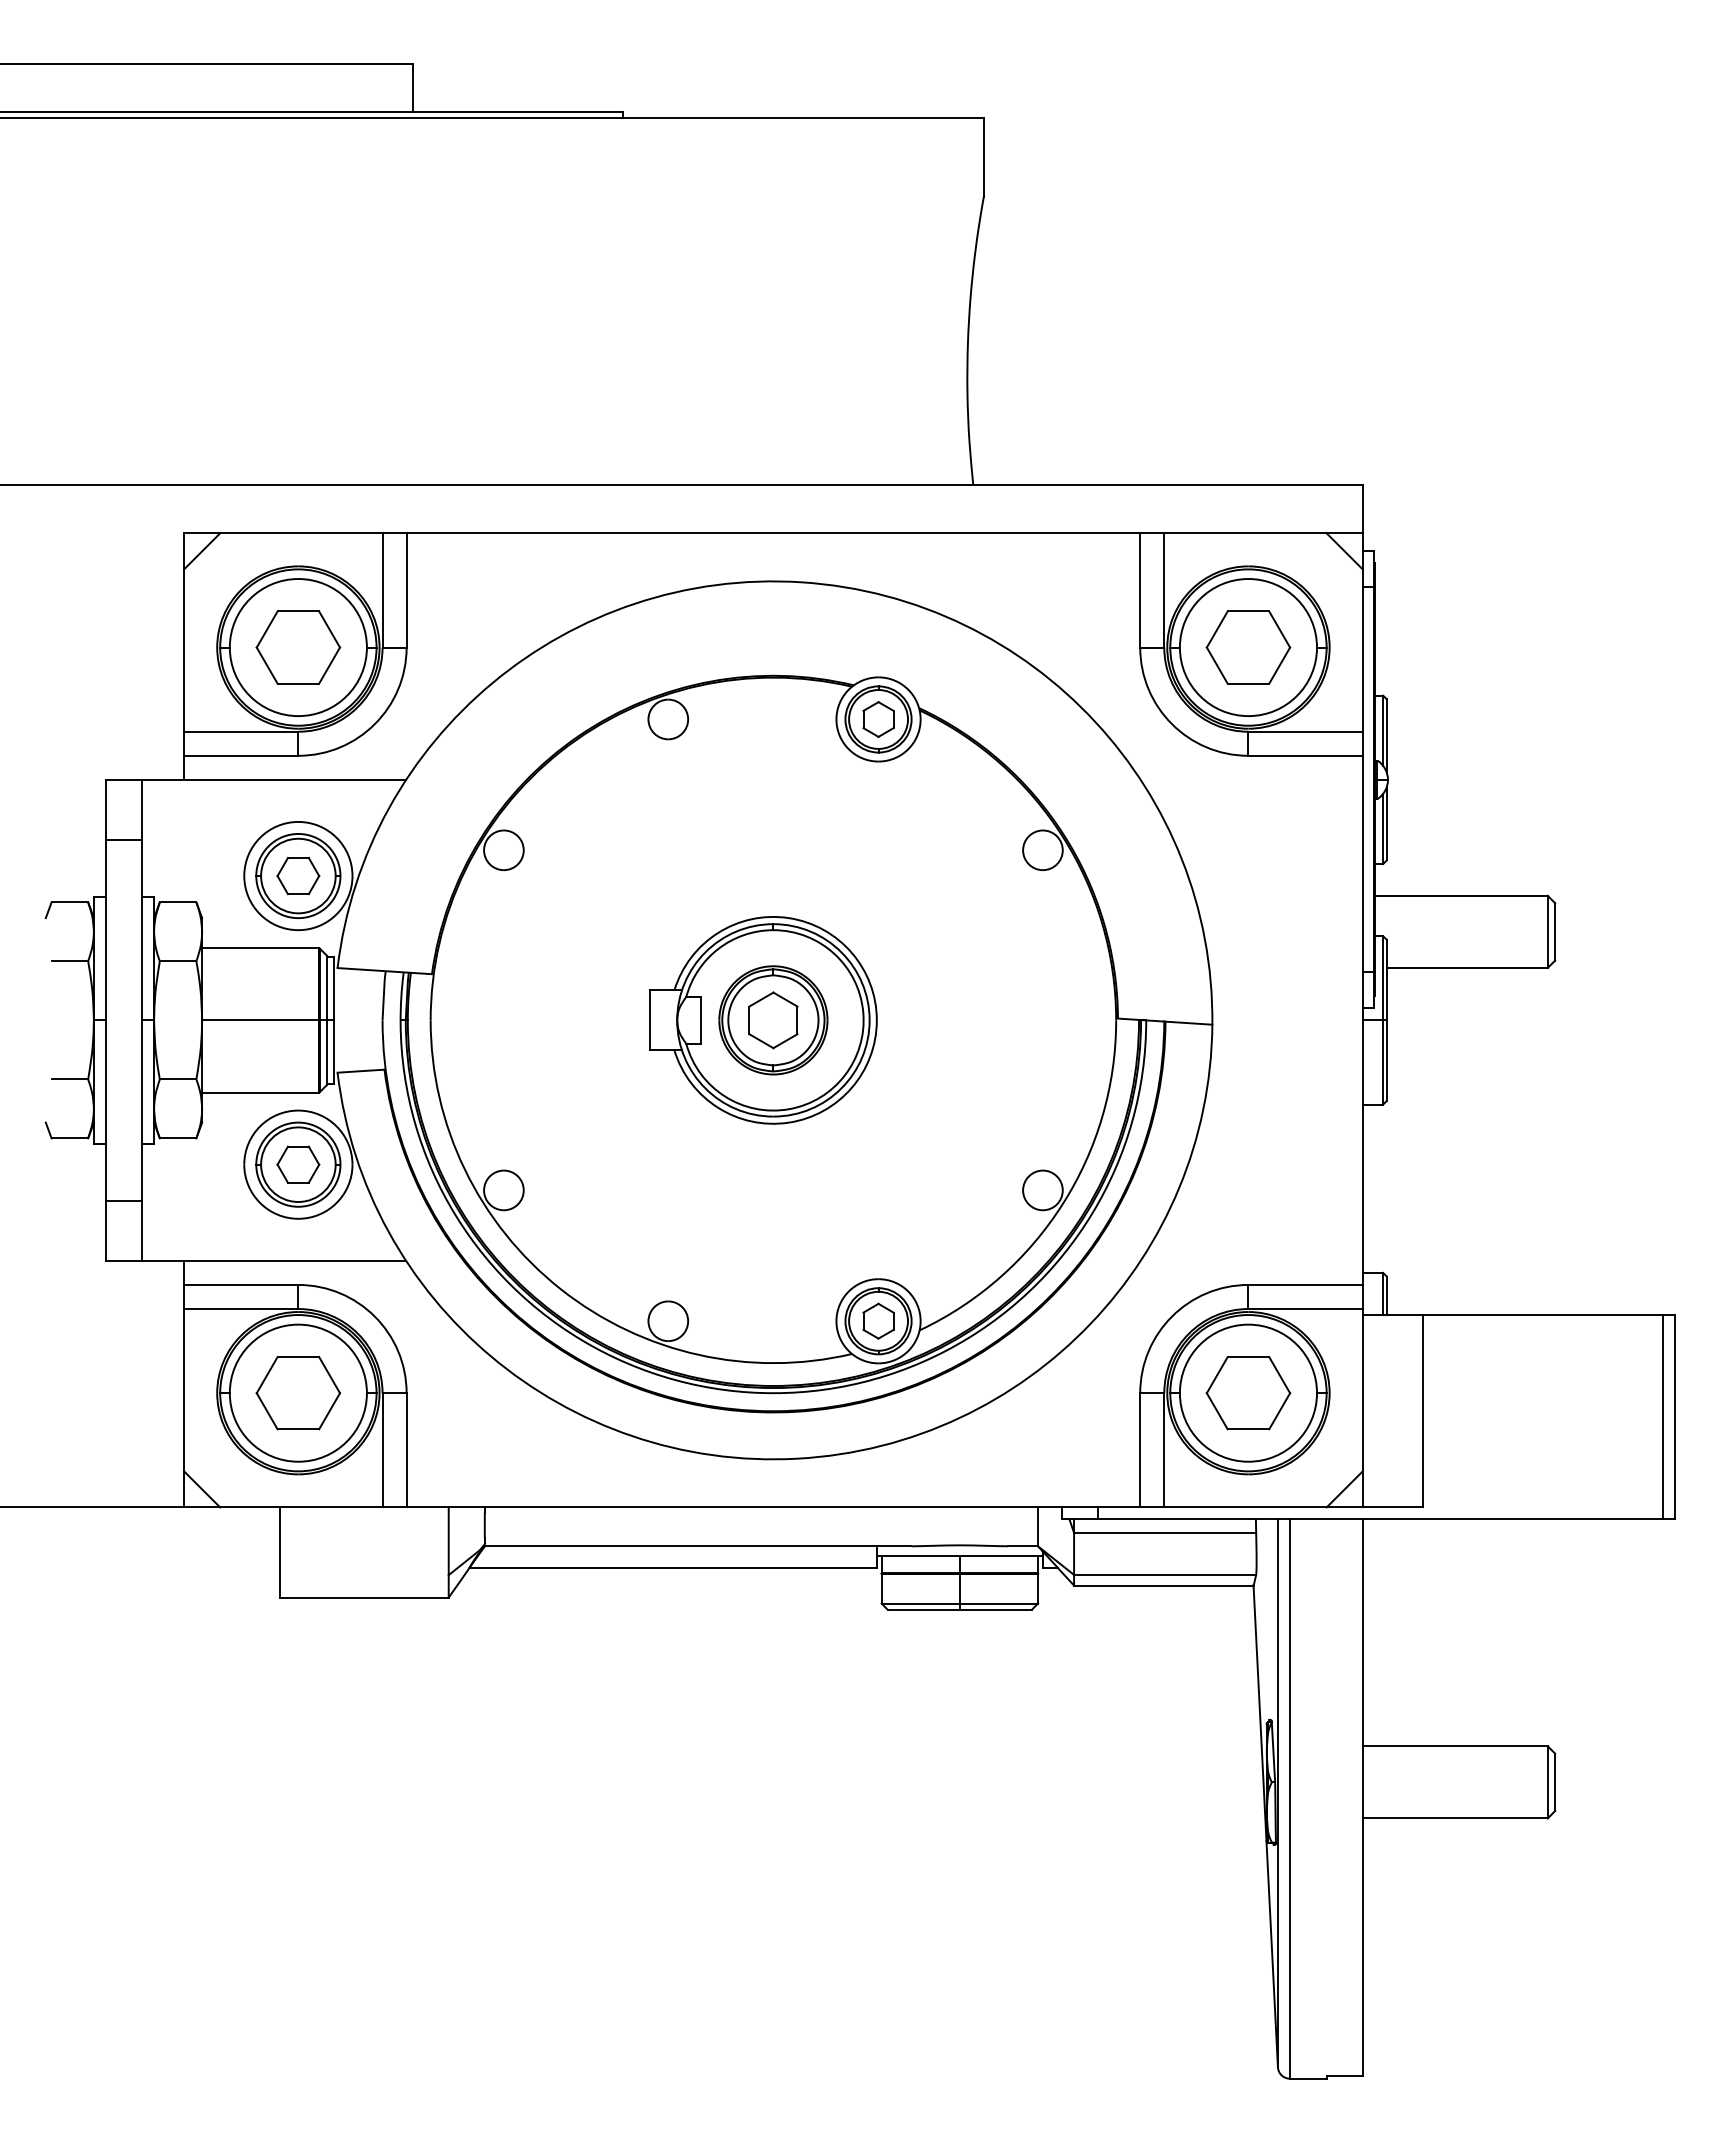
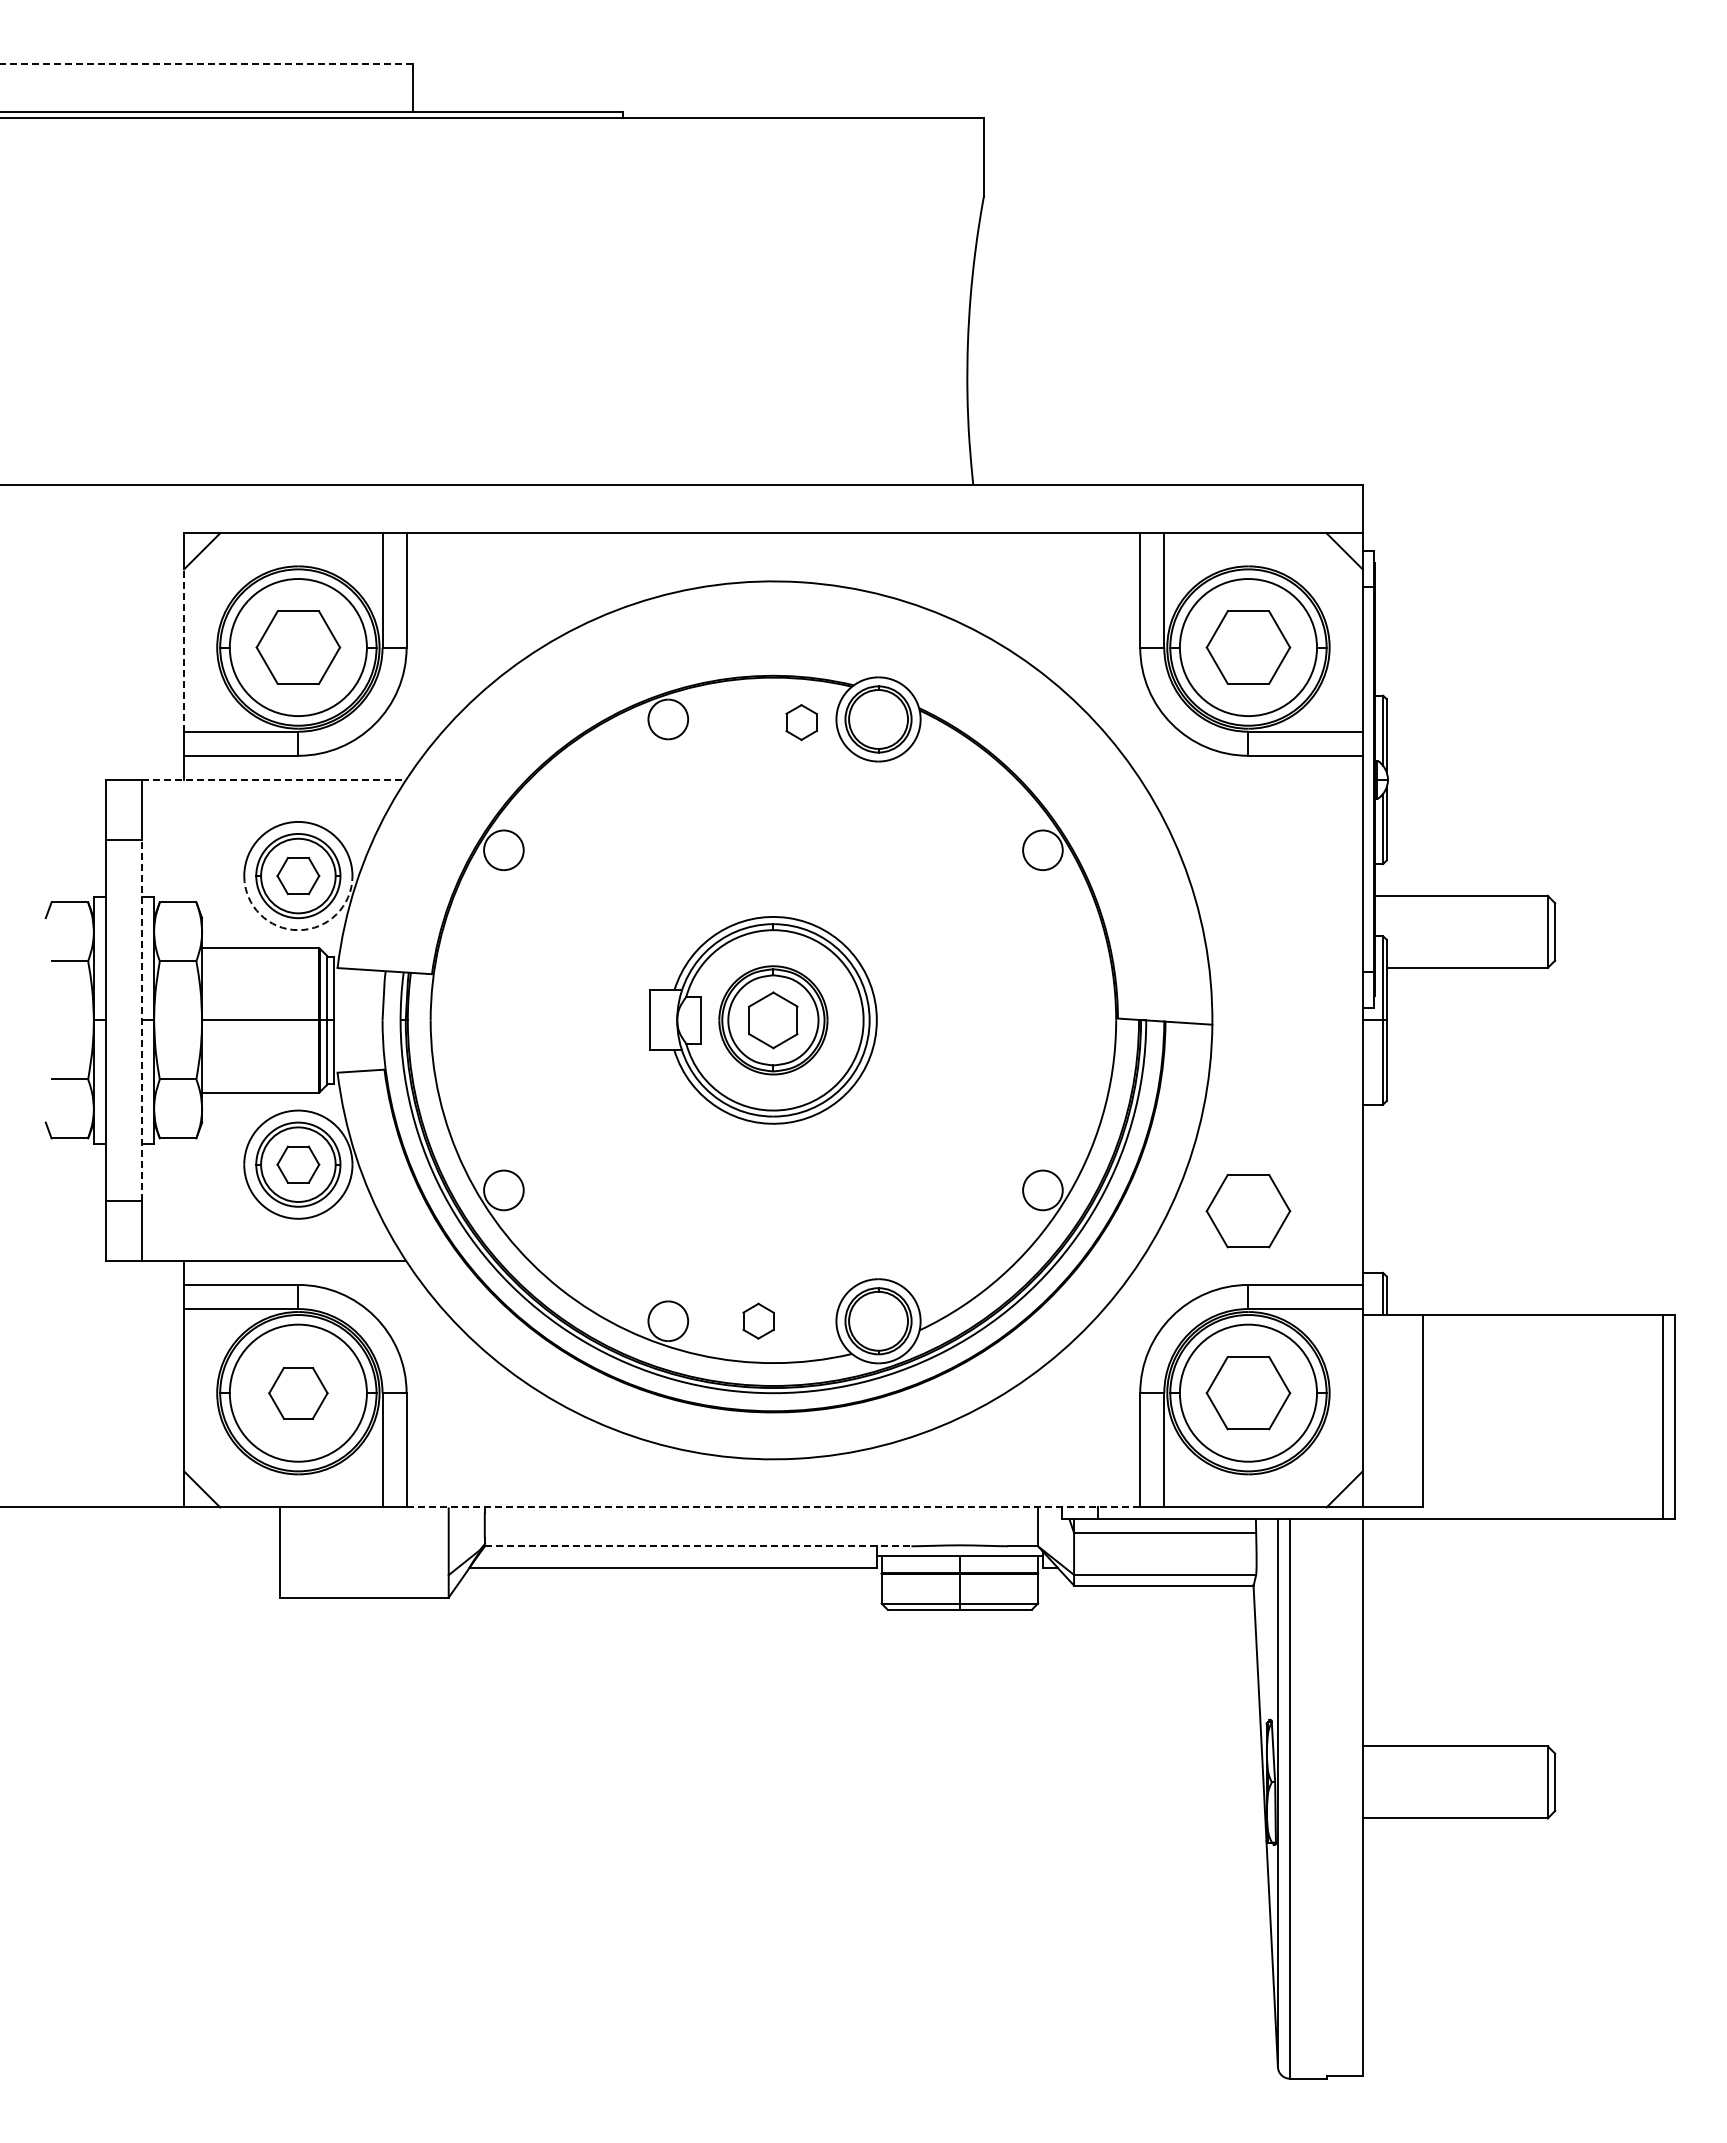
line: solid -> dashed (206, 64)
line: solid -> dashed (184, 650)
part position: (878, 719) -> (801, 722) (801, 722)
line: solid -> dashed (274, 779)
arc: solid -> dashed (298, 930)
line: solid -> dashed (142, 1019)
part: none -> present (1248, 1211)
part position: (878, 1320) -> (758, 1320) (758, 1320)
part size: 87x75 px -> 61x53 px (298, 1393)
line: solid -> dashed (773, 1507)
line: solid -> dashed (698, 1546)
